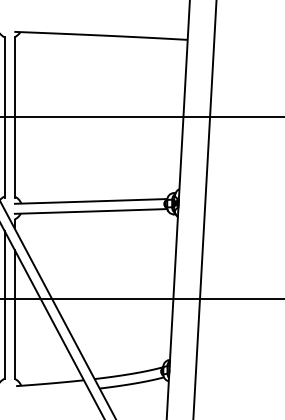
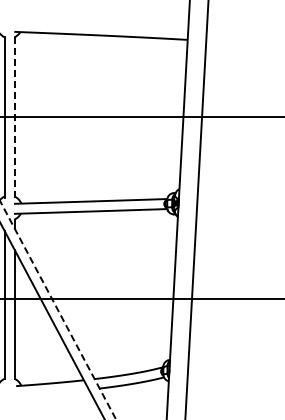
line: solid -> dashed (14, 117)
line position: (204, 209) -> (196, 209) (196, 209)
line: solid -> dashed (58, 310)
